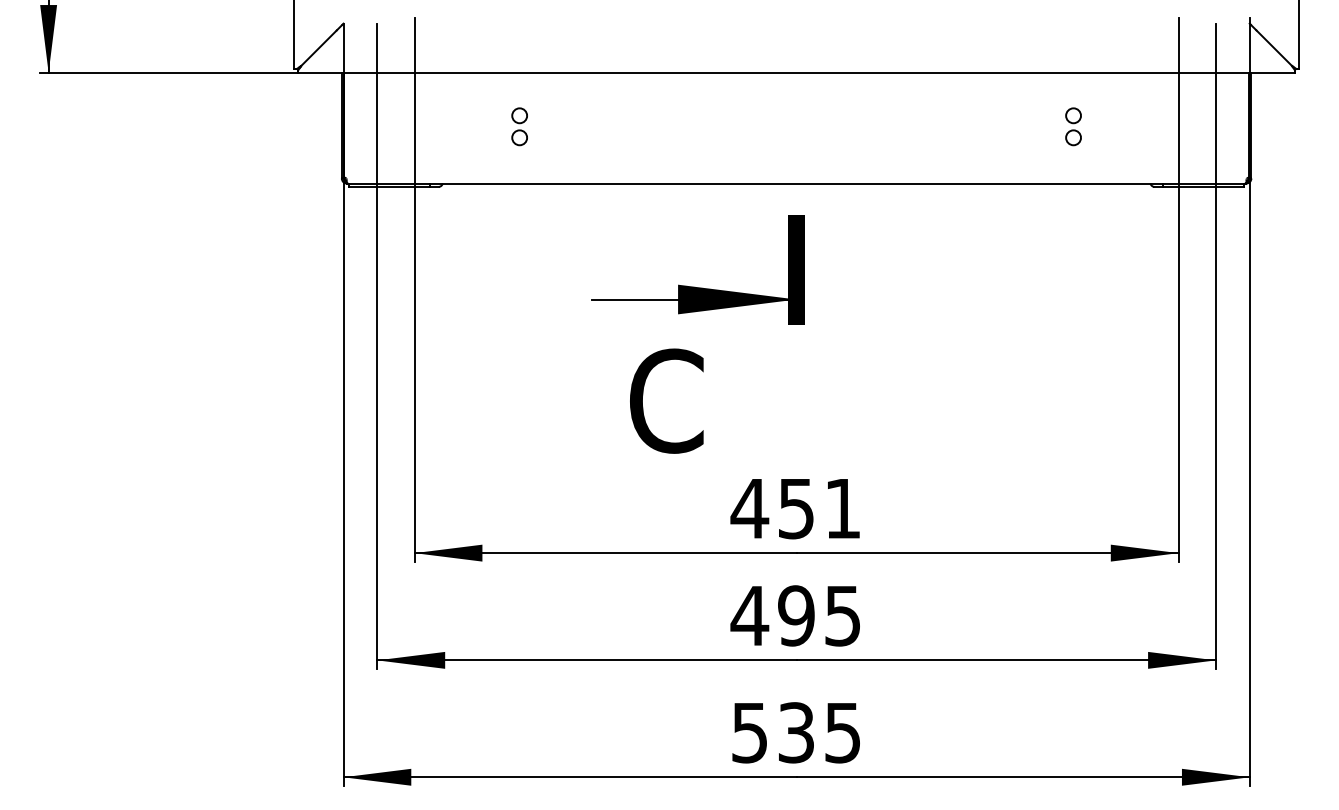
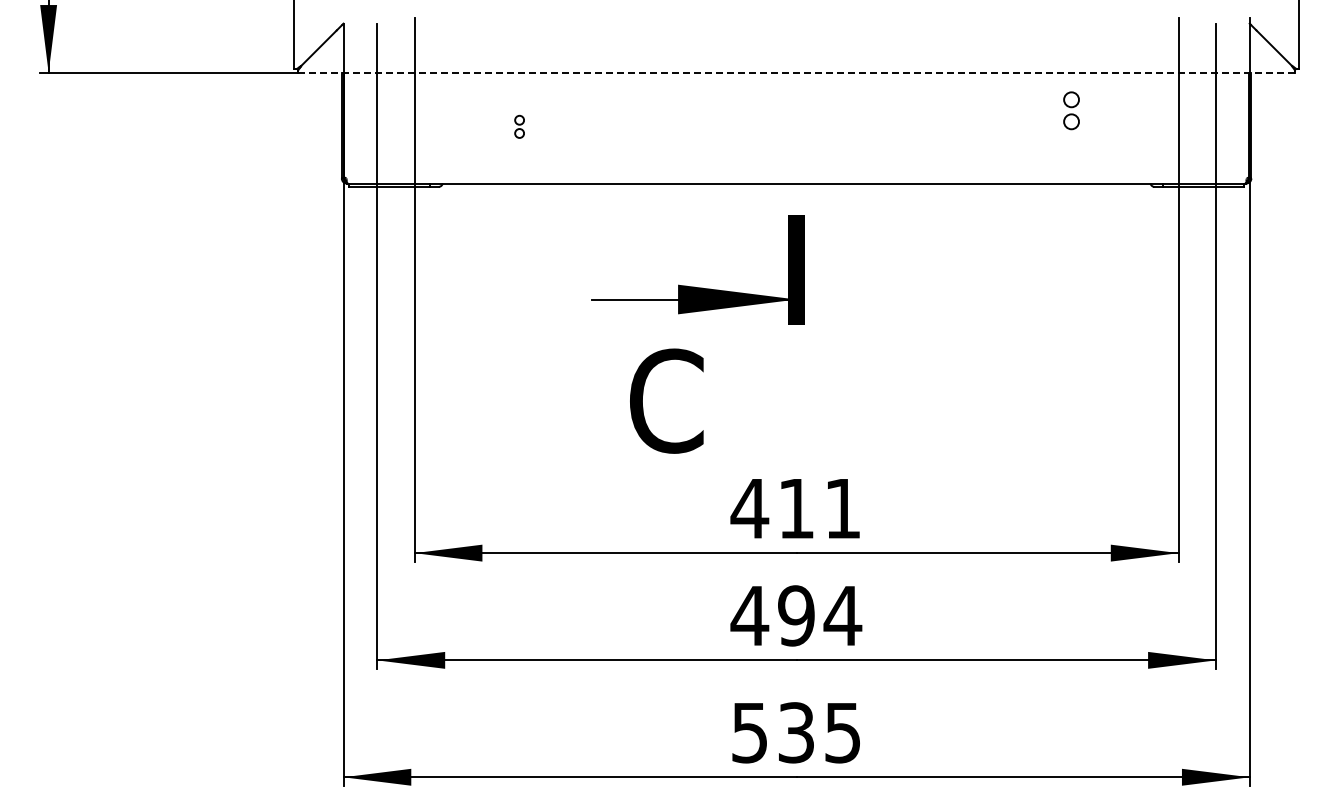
line: solid -> dashed (796, 72)
part size: 17x40 px -> 11x25 px (519, 126)
part position: (1073, 126) -> (1071, 110) (1071, 110)
text: 451 -> 411 (796, 509)
text: 495 -> 494 (842, 616)
